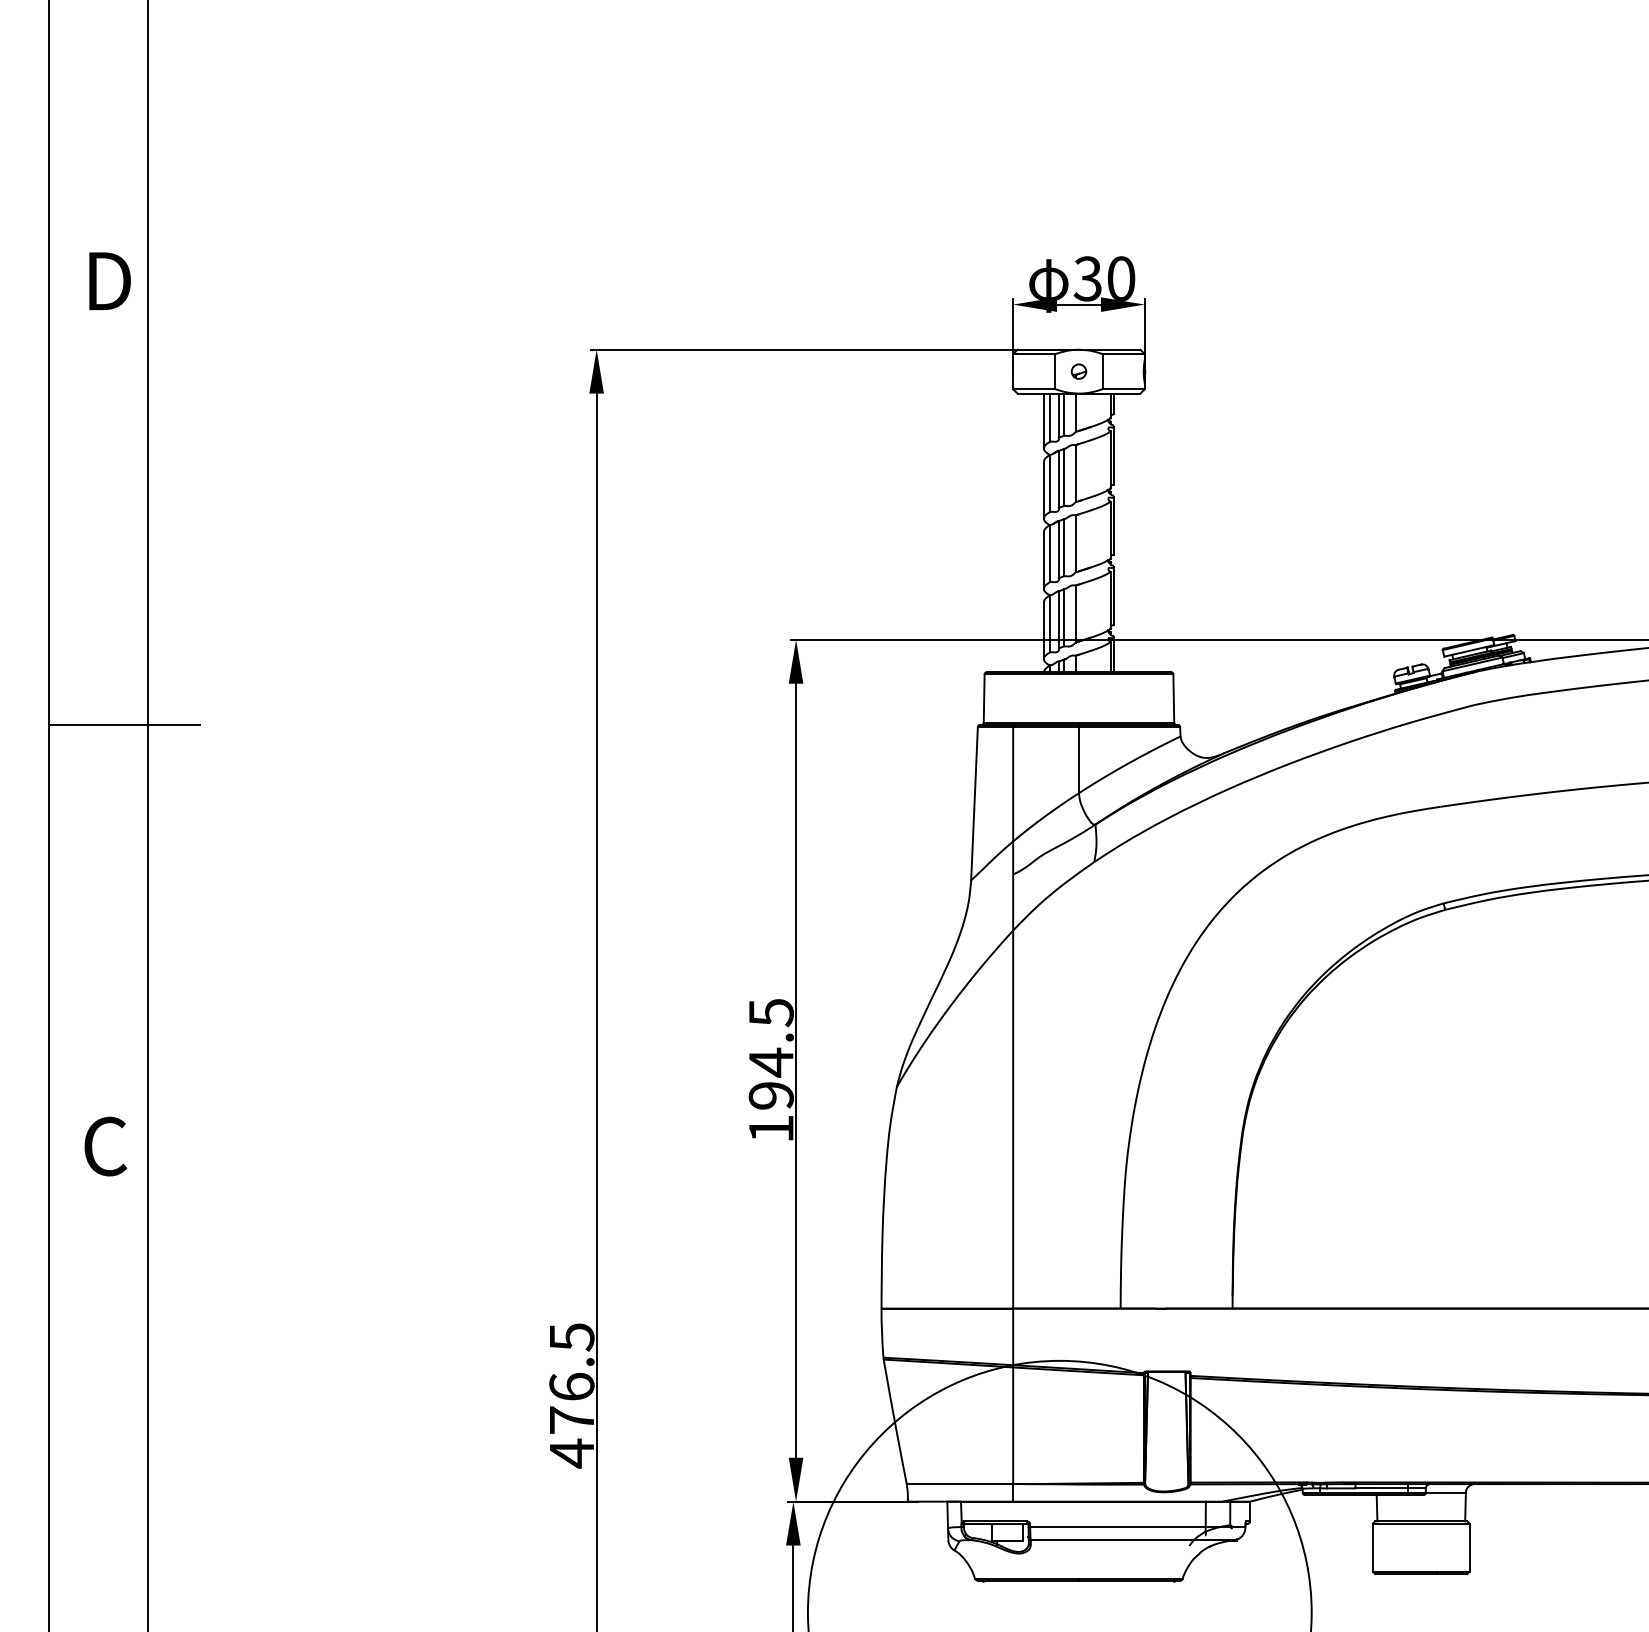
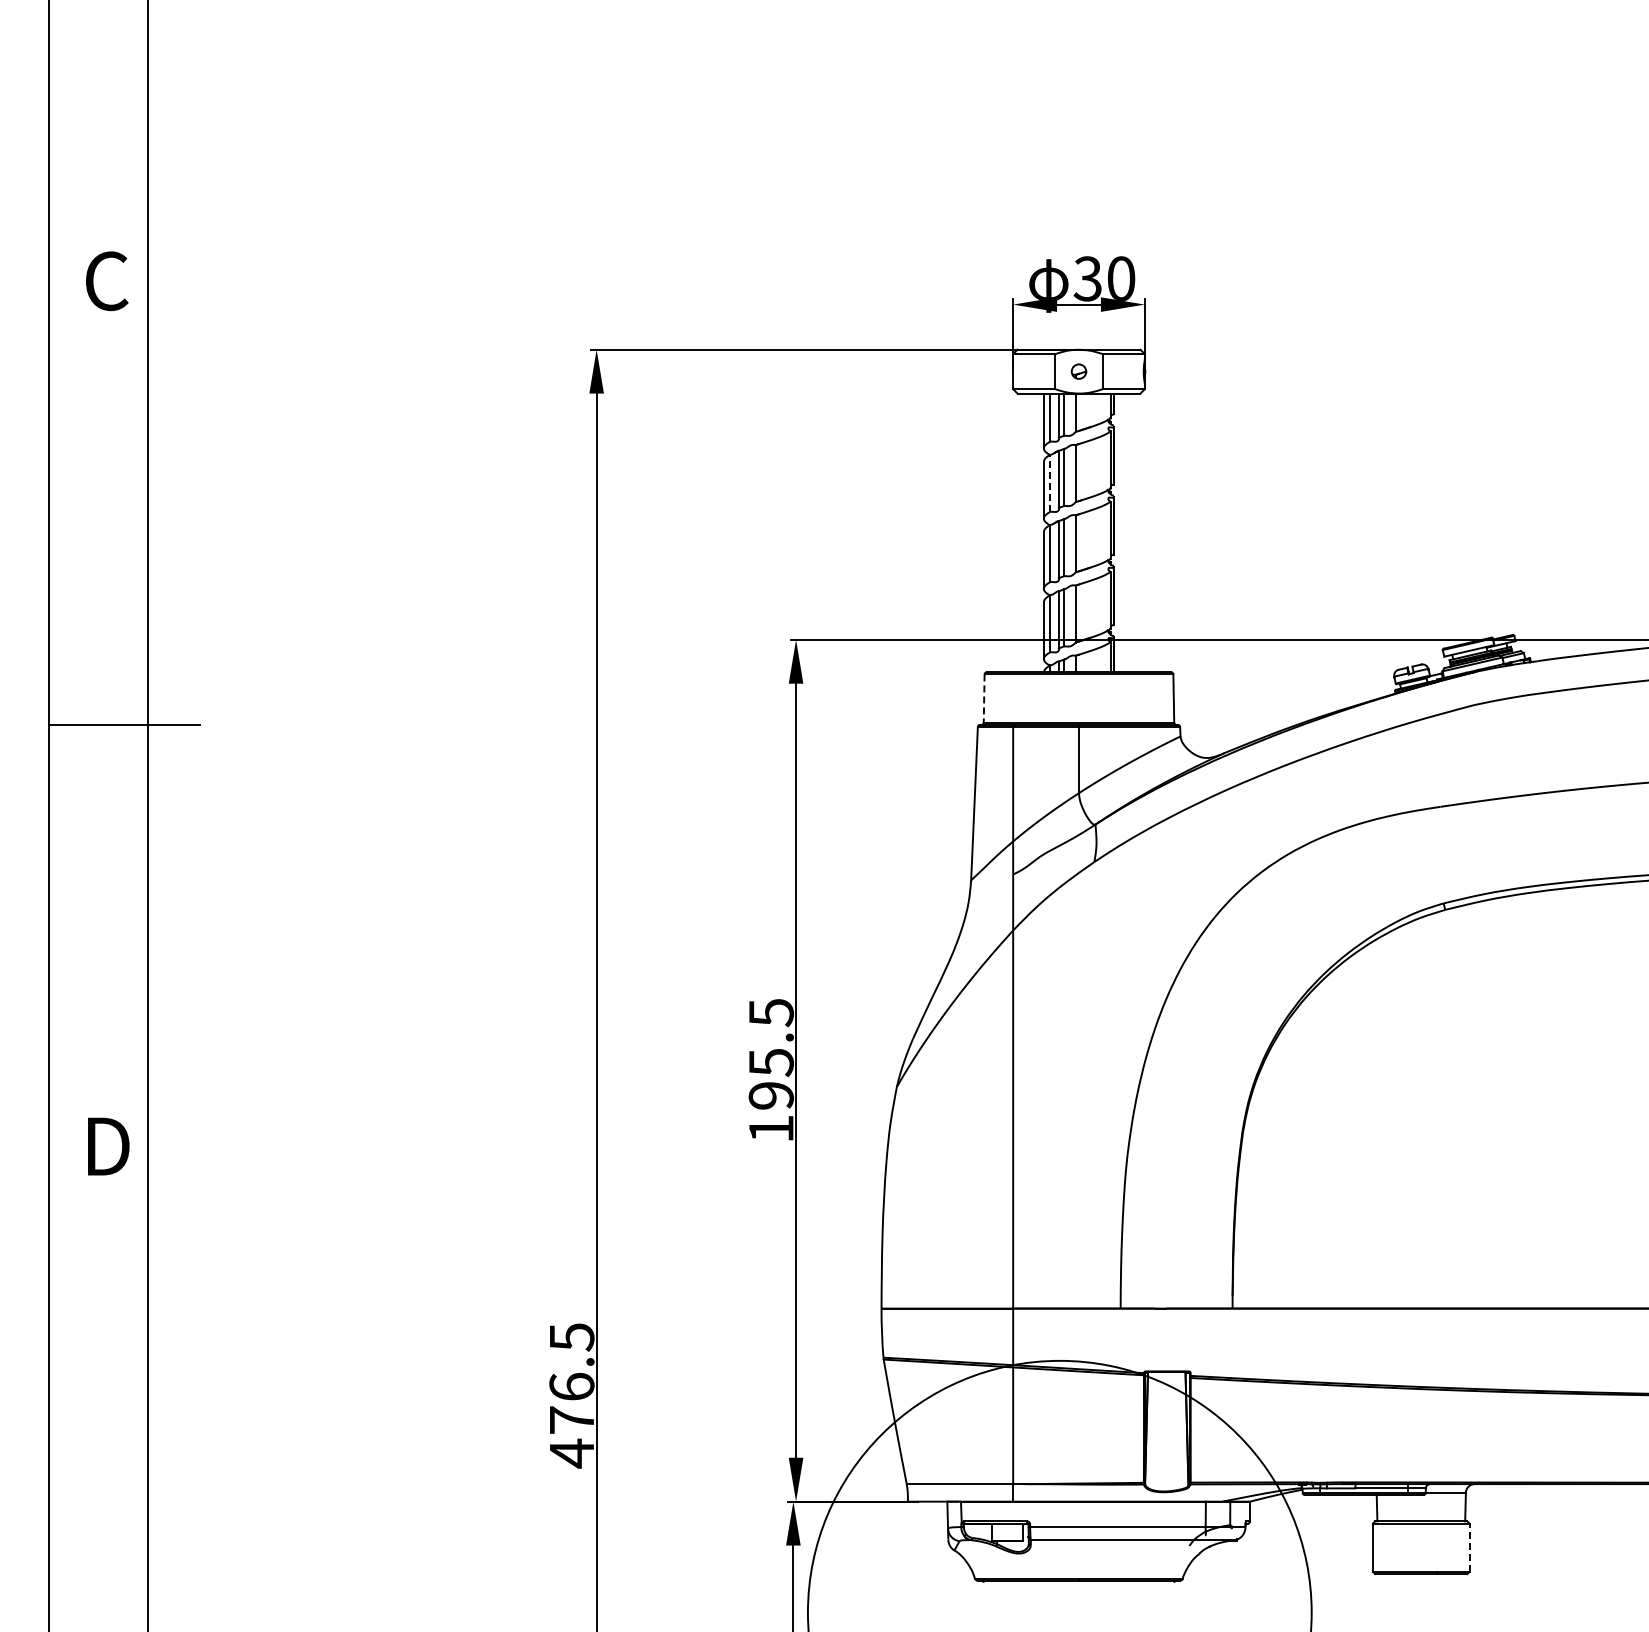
text: D -> C (108, 281)
line: solid -> dashed (1050, 483)
line: solid -> dashed (984, 699)
text: 194.5 -> 195.5 (771, 1062)
text: C -> D (106, 1146)
line: solid -> dashed (1469, 1547)
